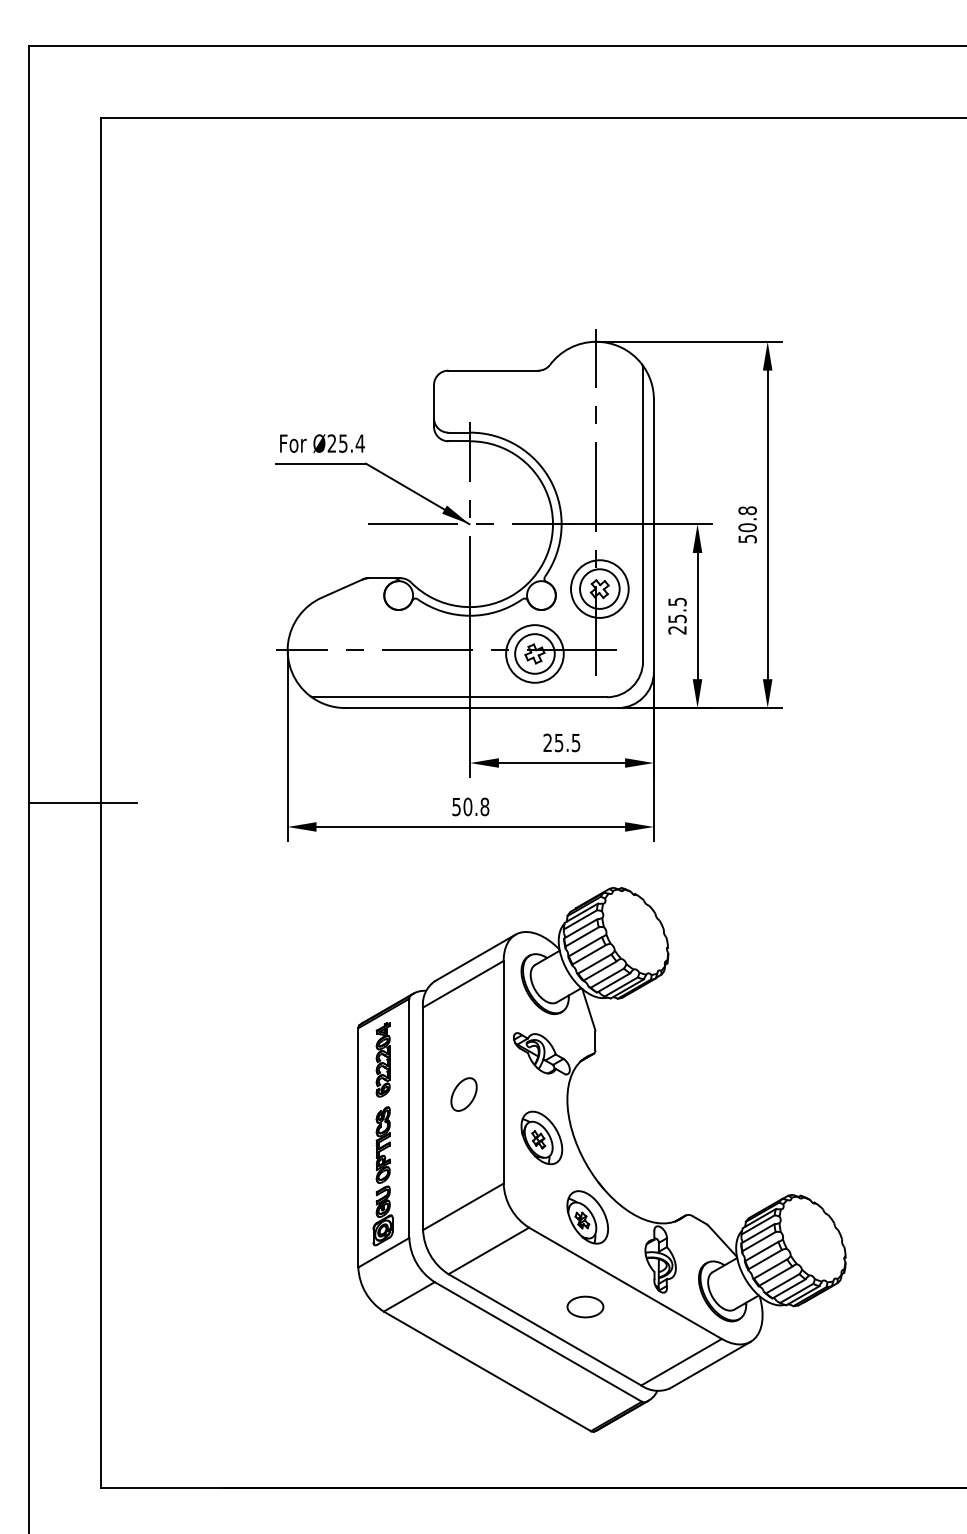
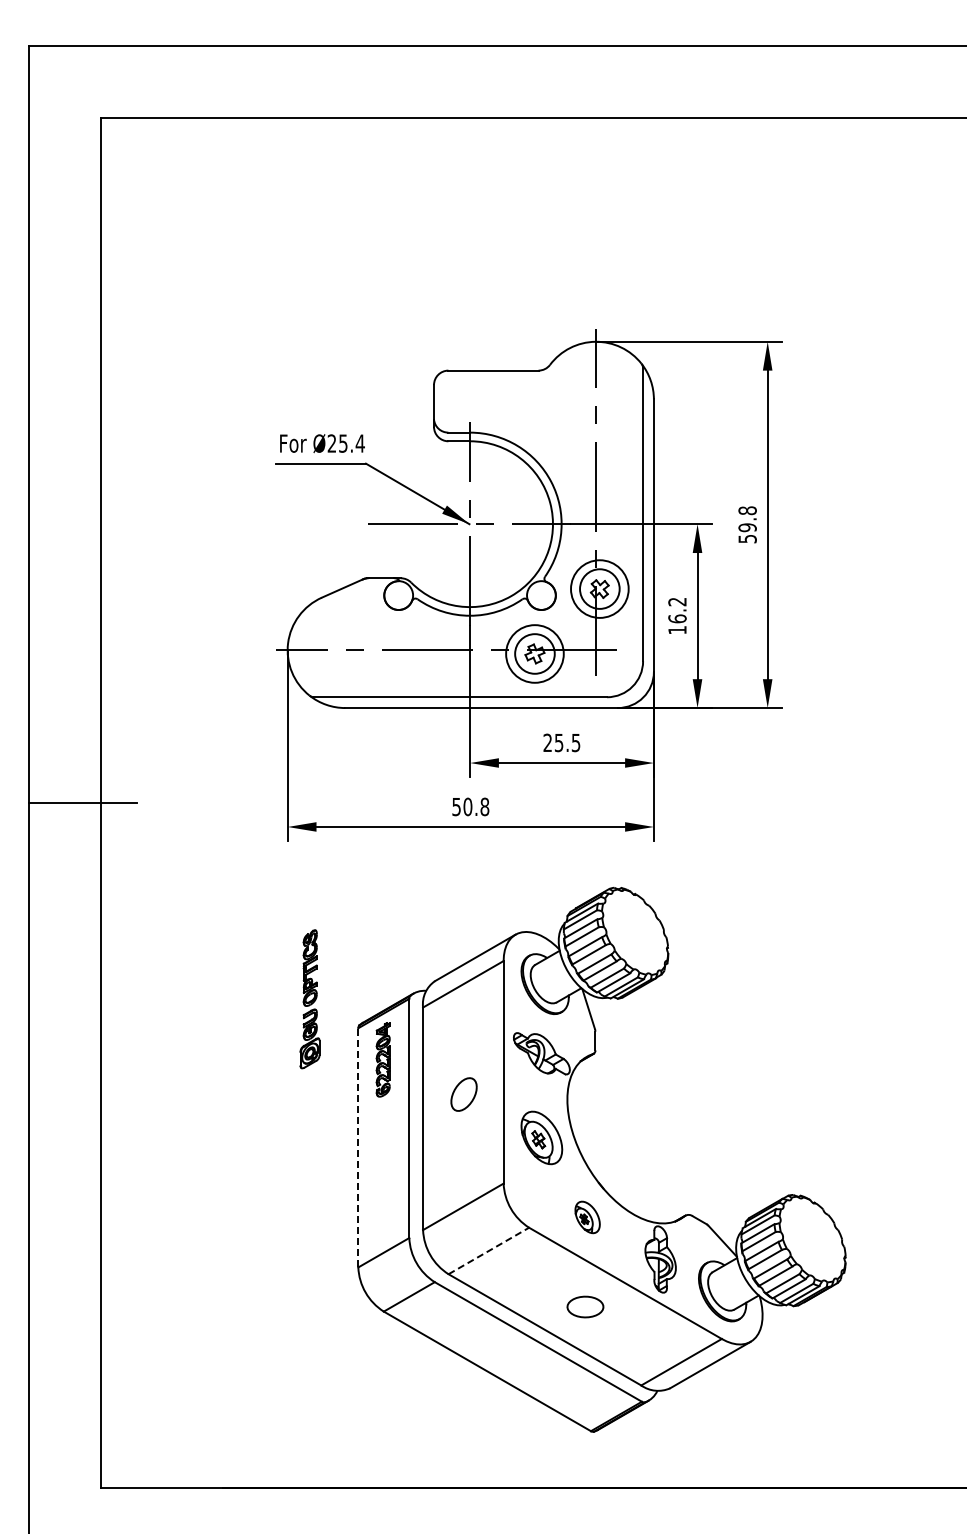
text: 50.8 -> 59.8 (747, 527)
text: 25.5 -> 16.2 (677, 615)
line: solid -> dashed (358, 1147)
part position: (382, 1176) -> (309, 999) (309, 999)
part size: 43x55 px -> 27x35 px (587, 1217)
line: solid -> dashed (488, 1250)
